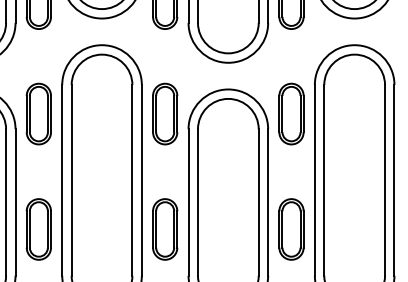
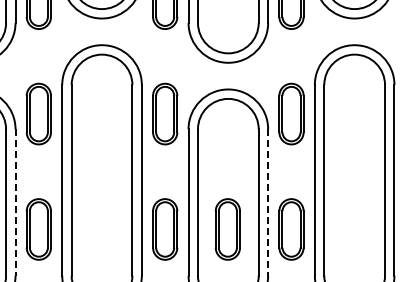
line: solid -> dashed (15, 203)
line: solid -> dashed (268, 203)
part: none -> present (227, 229)
